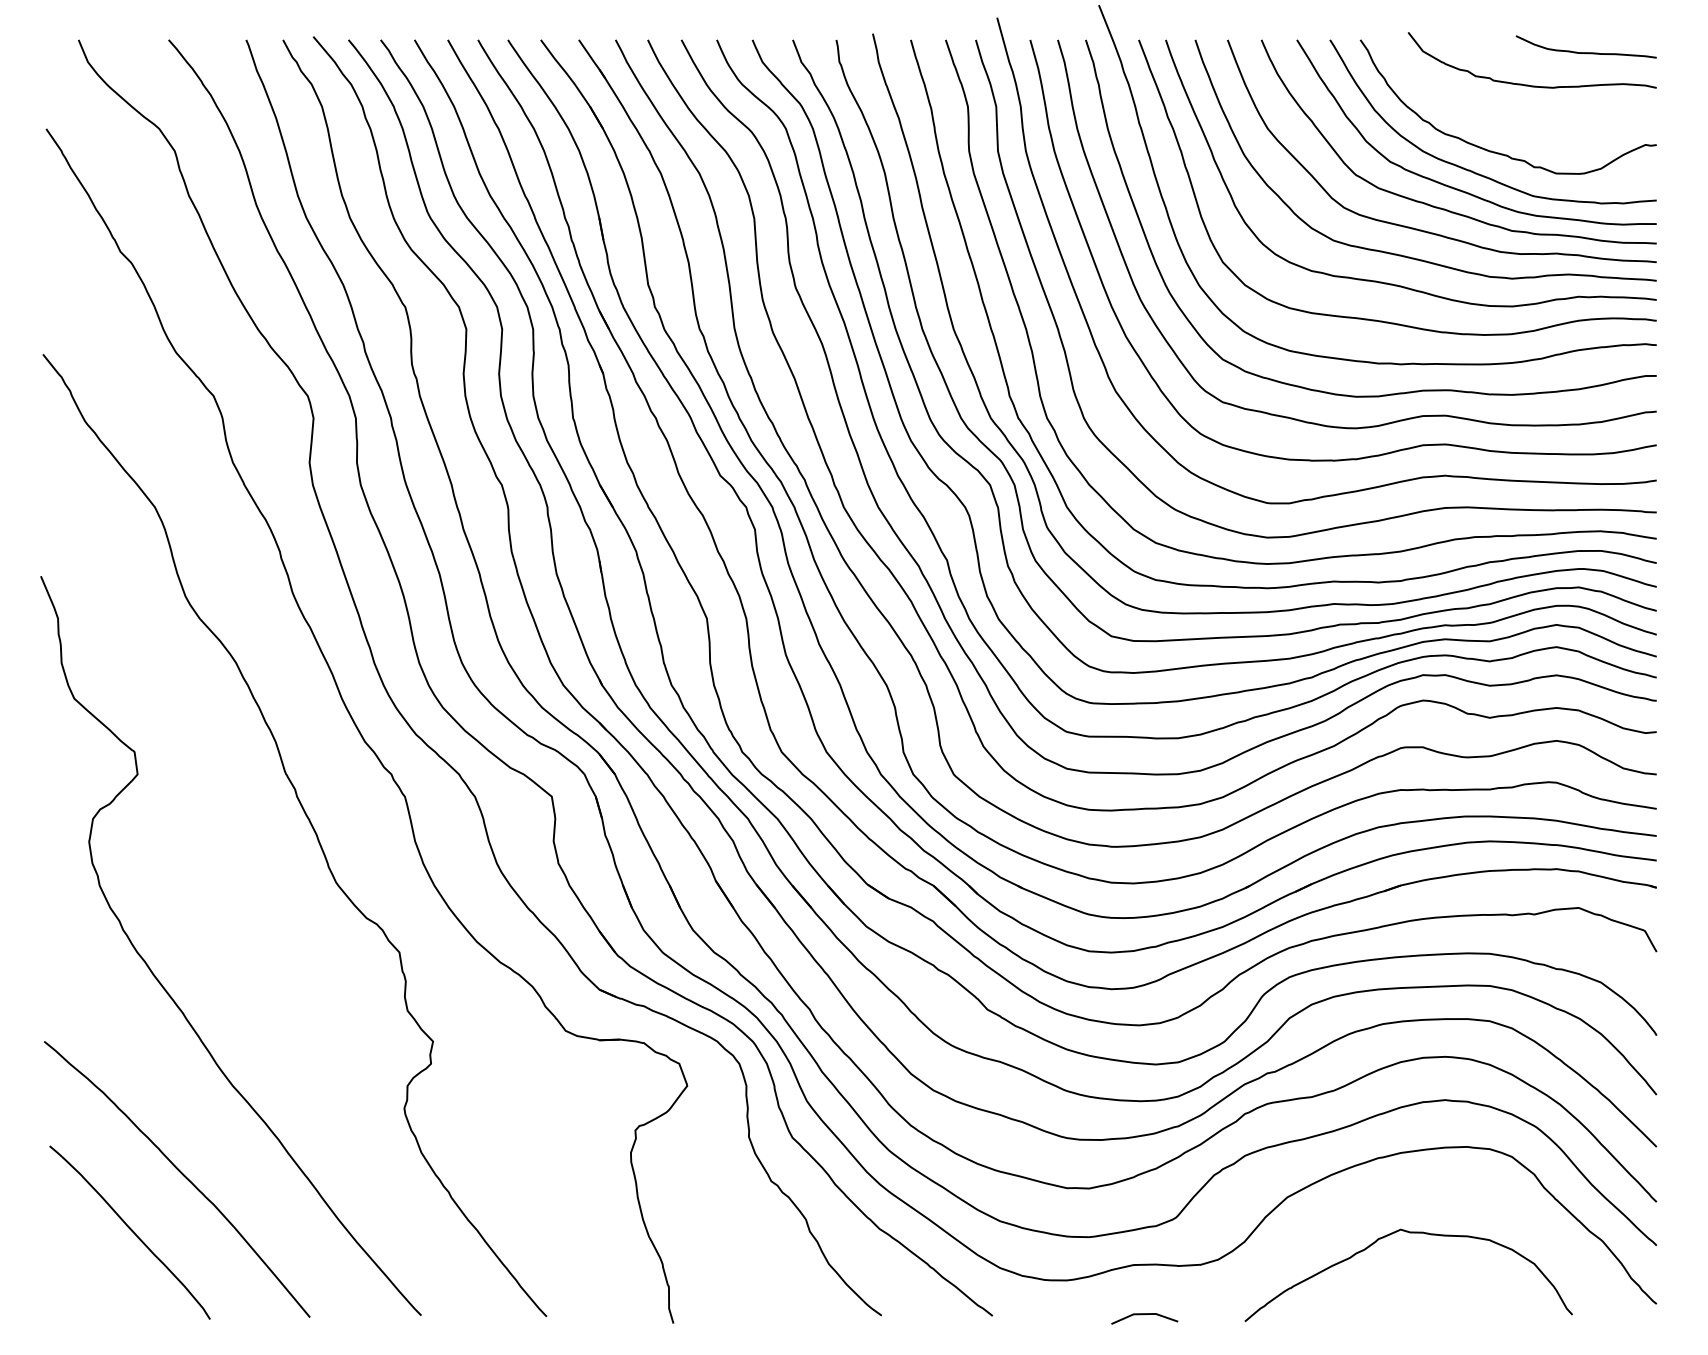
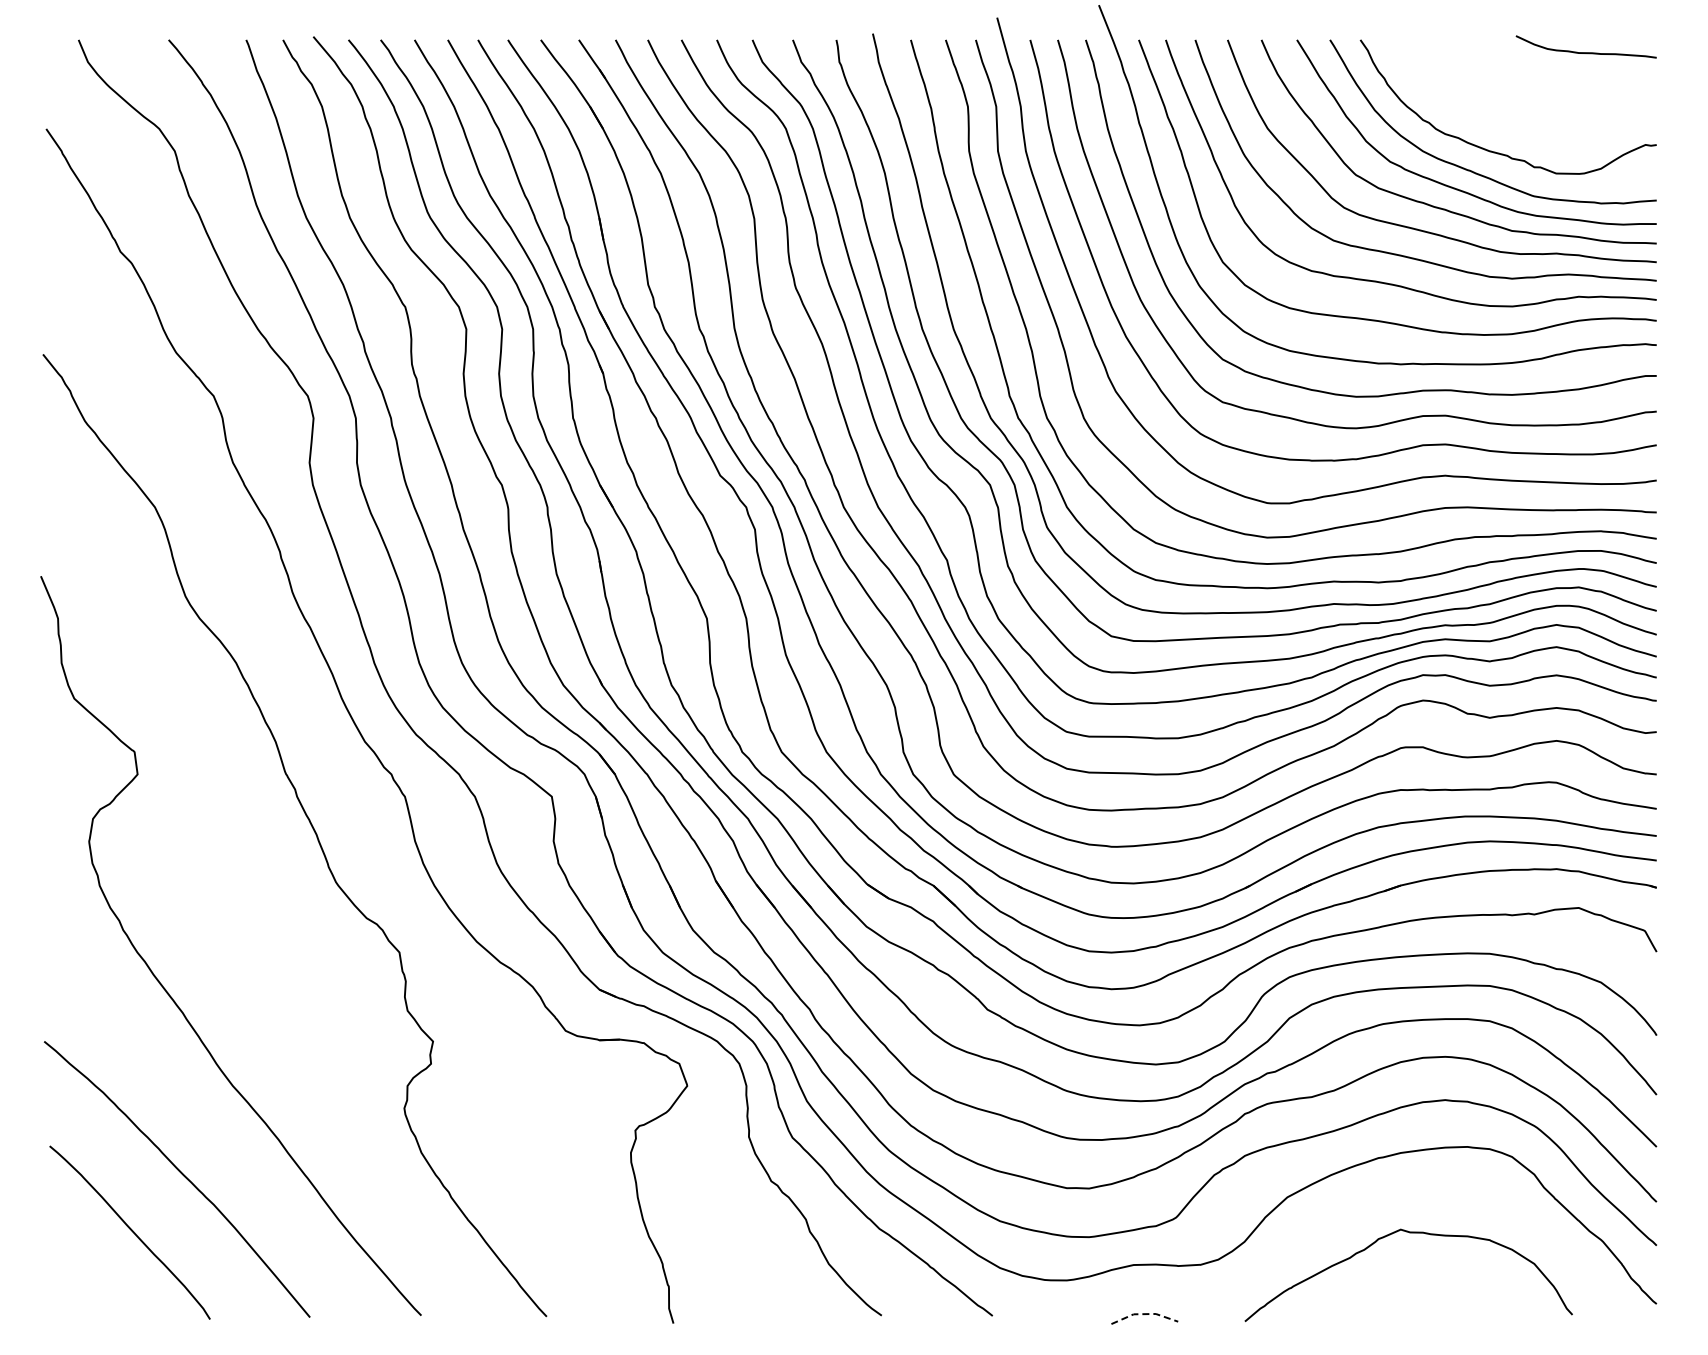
curve: present -> none (1528, 84)
line: solid -> dashed (1144, 1314)
